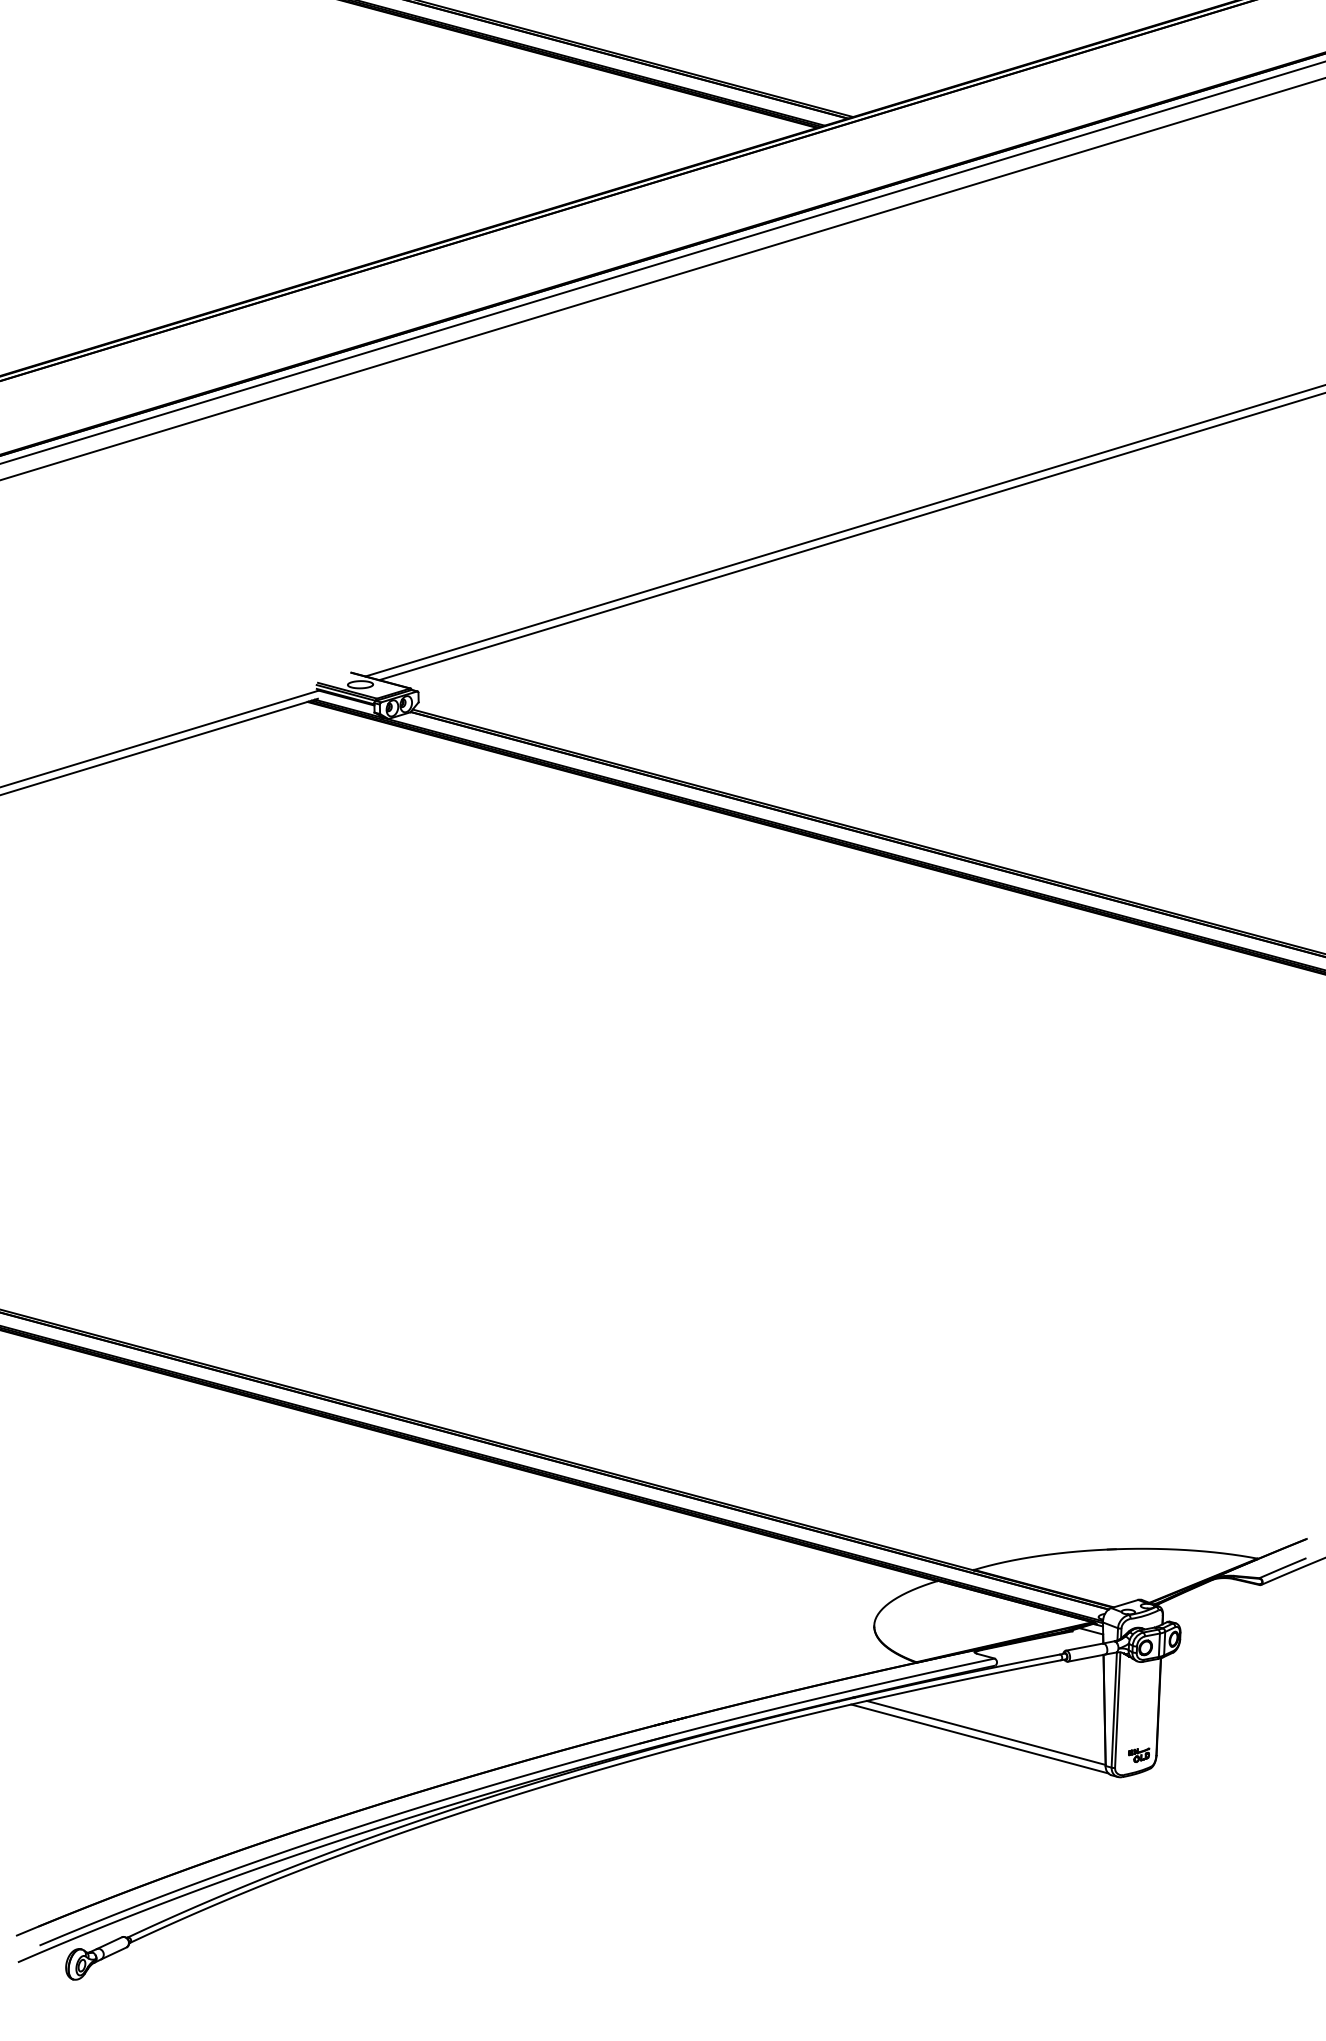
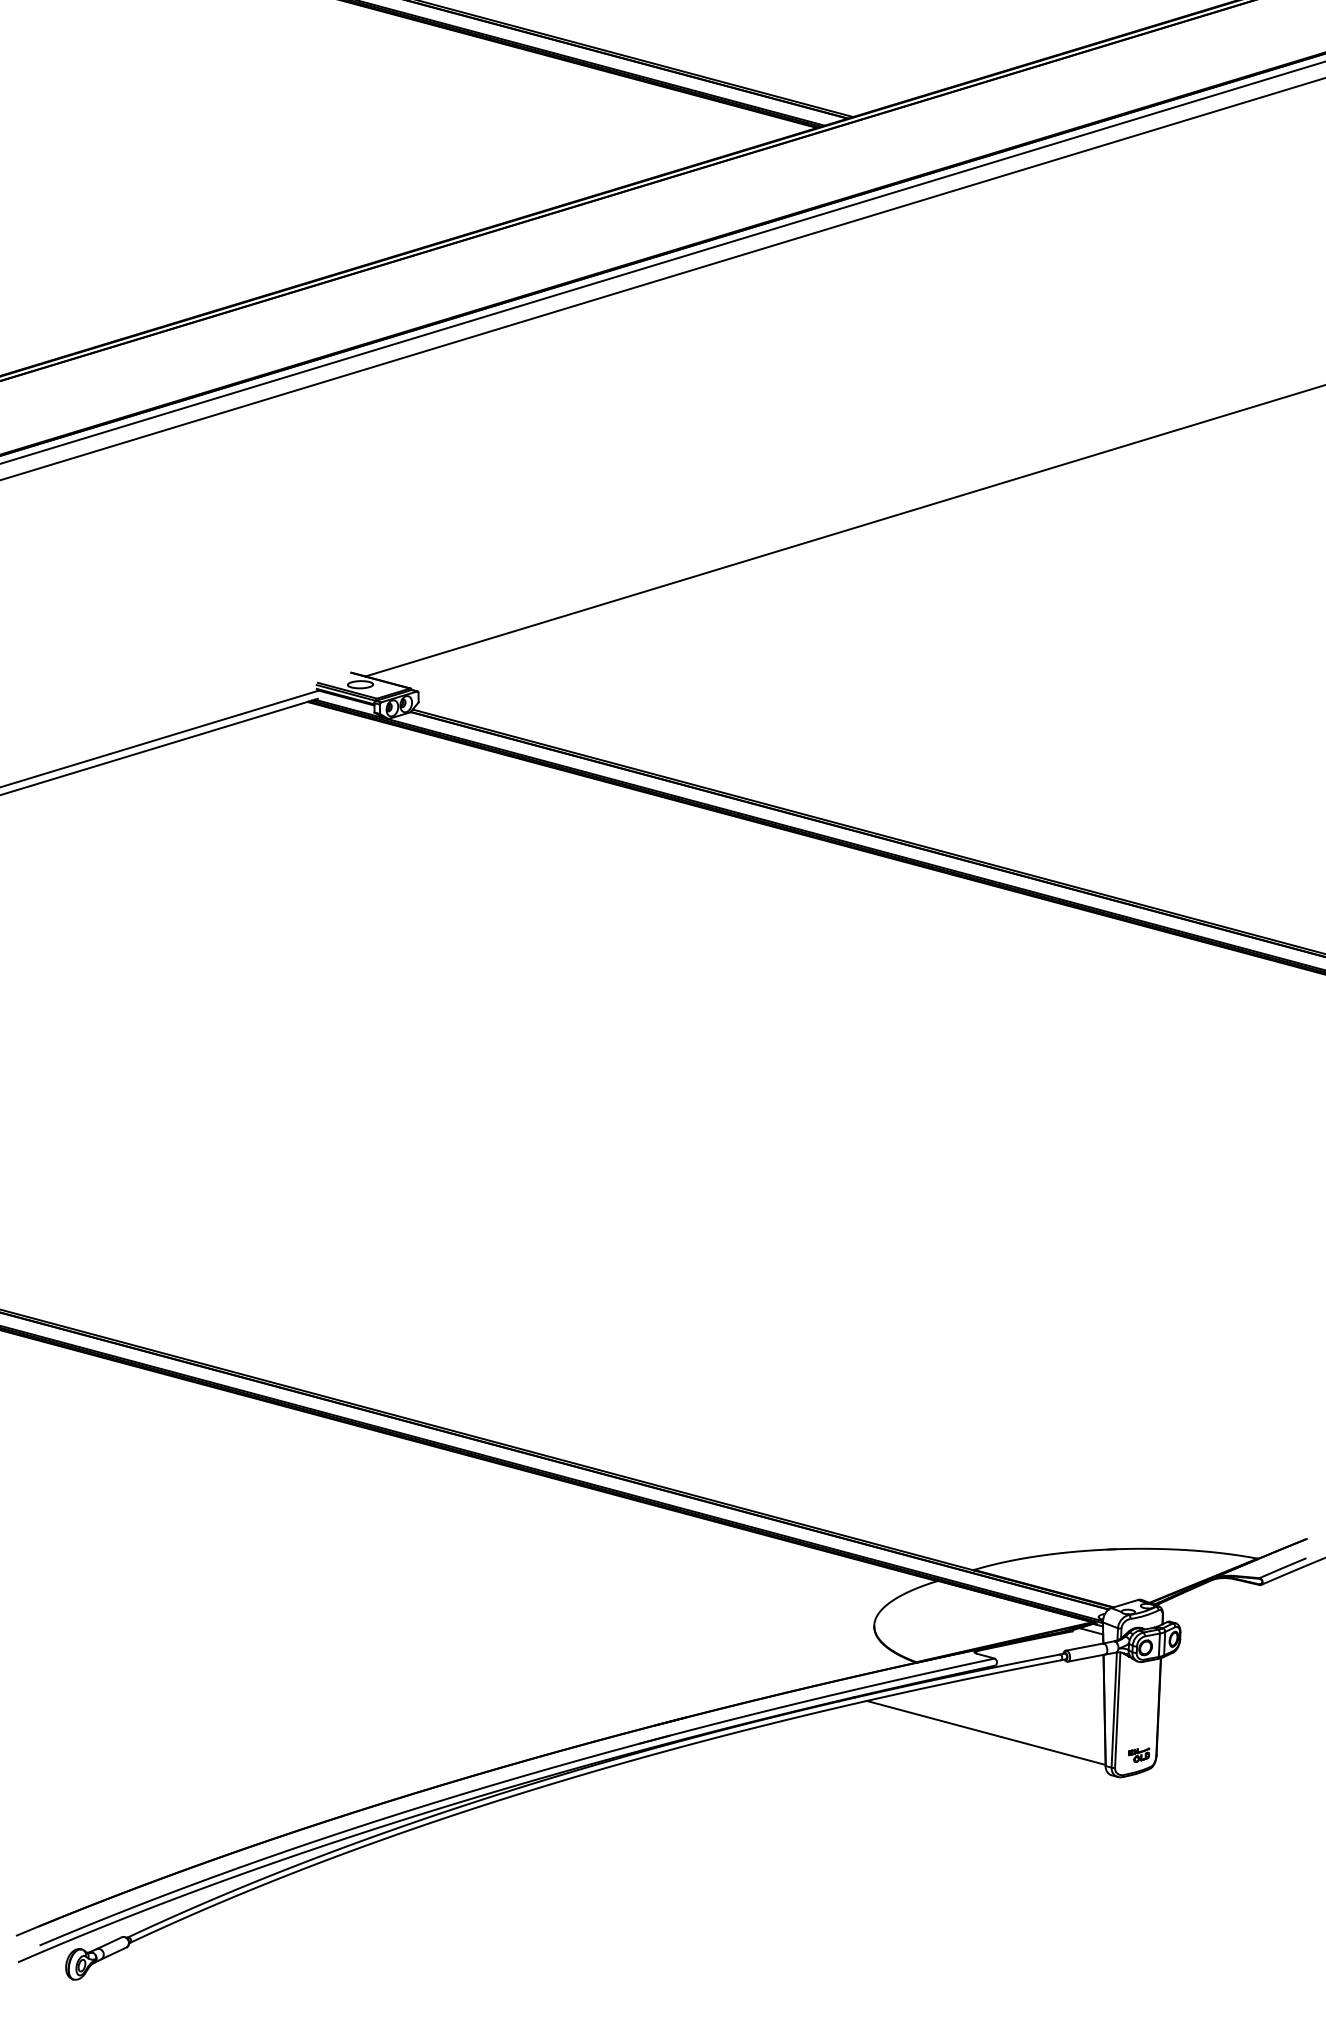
line: present -> none (850, 536)
line: present -> none (979, 1738)
